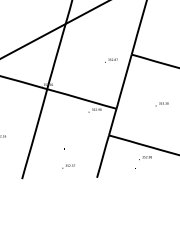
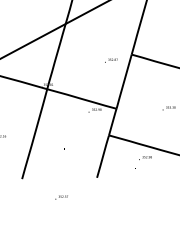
text position: (161, 104) -> (168, 108) (168, 108)
text position: (68, 166) -> (61, 197) (61, 197)
